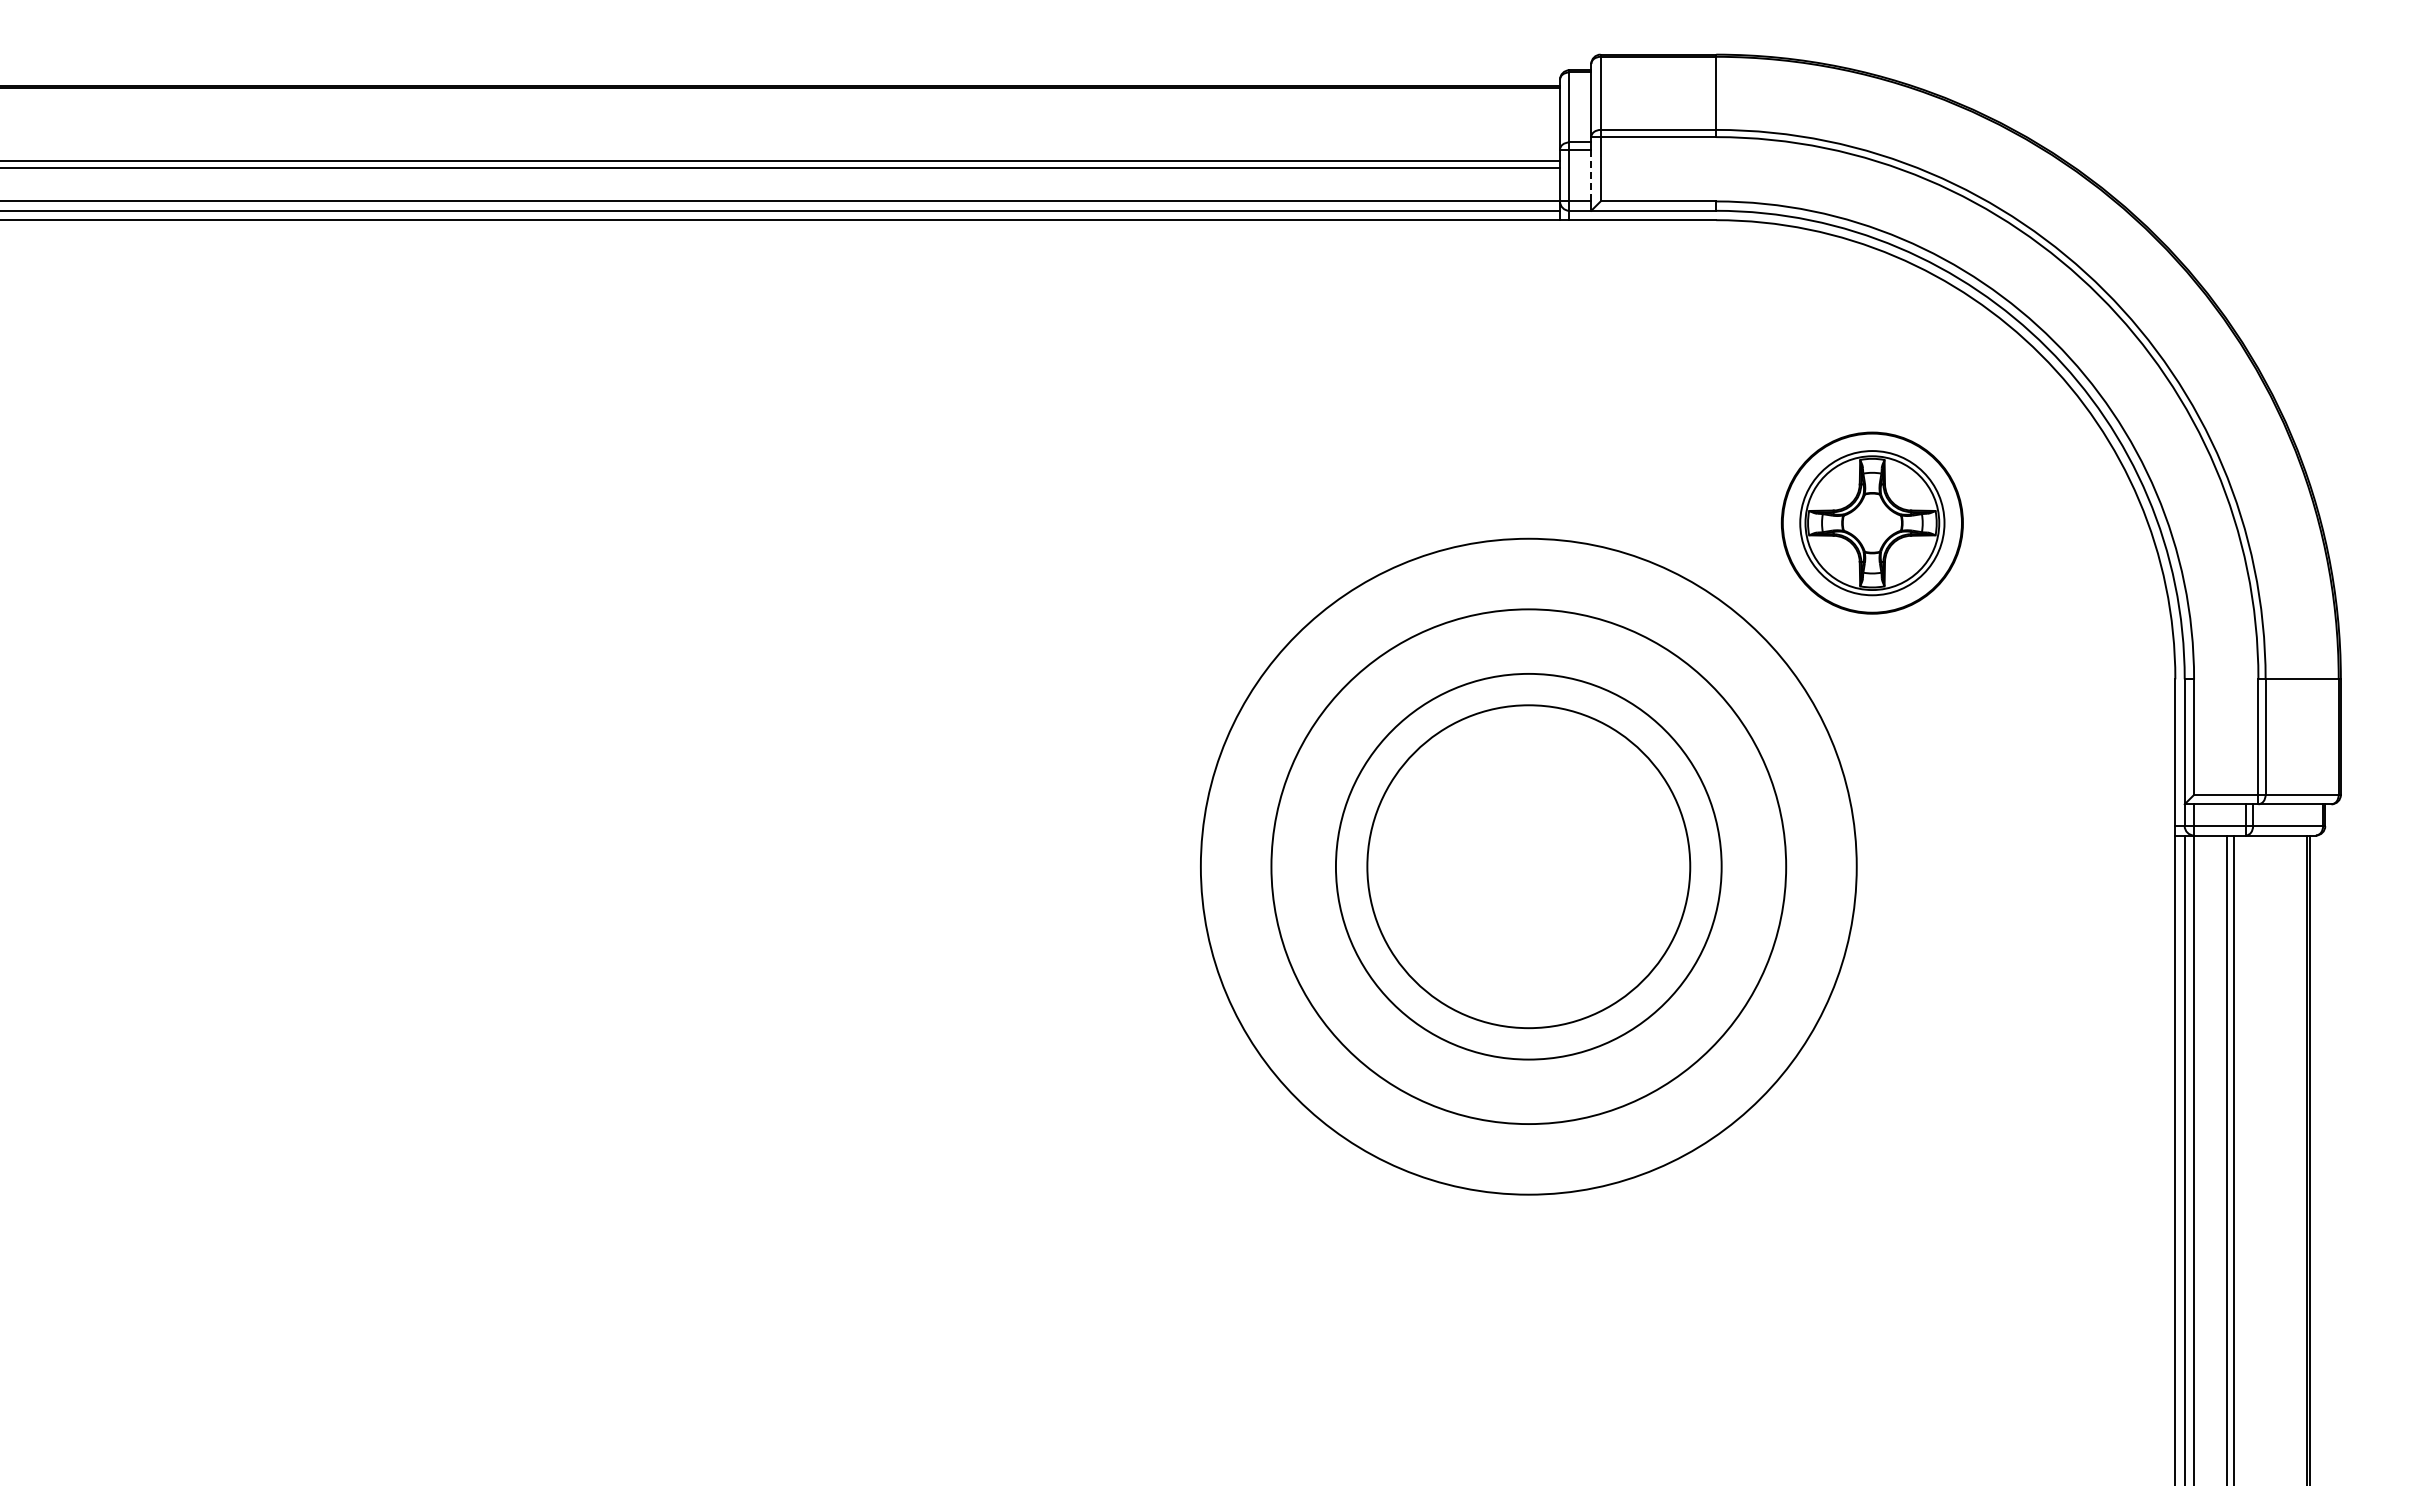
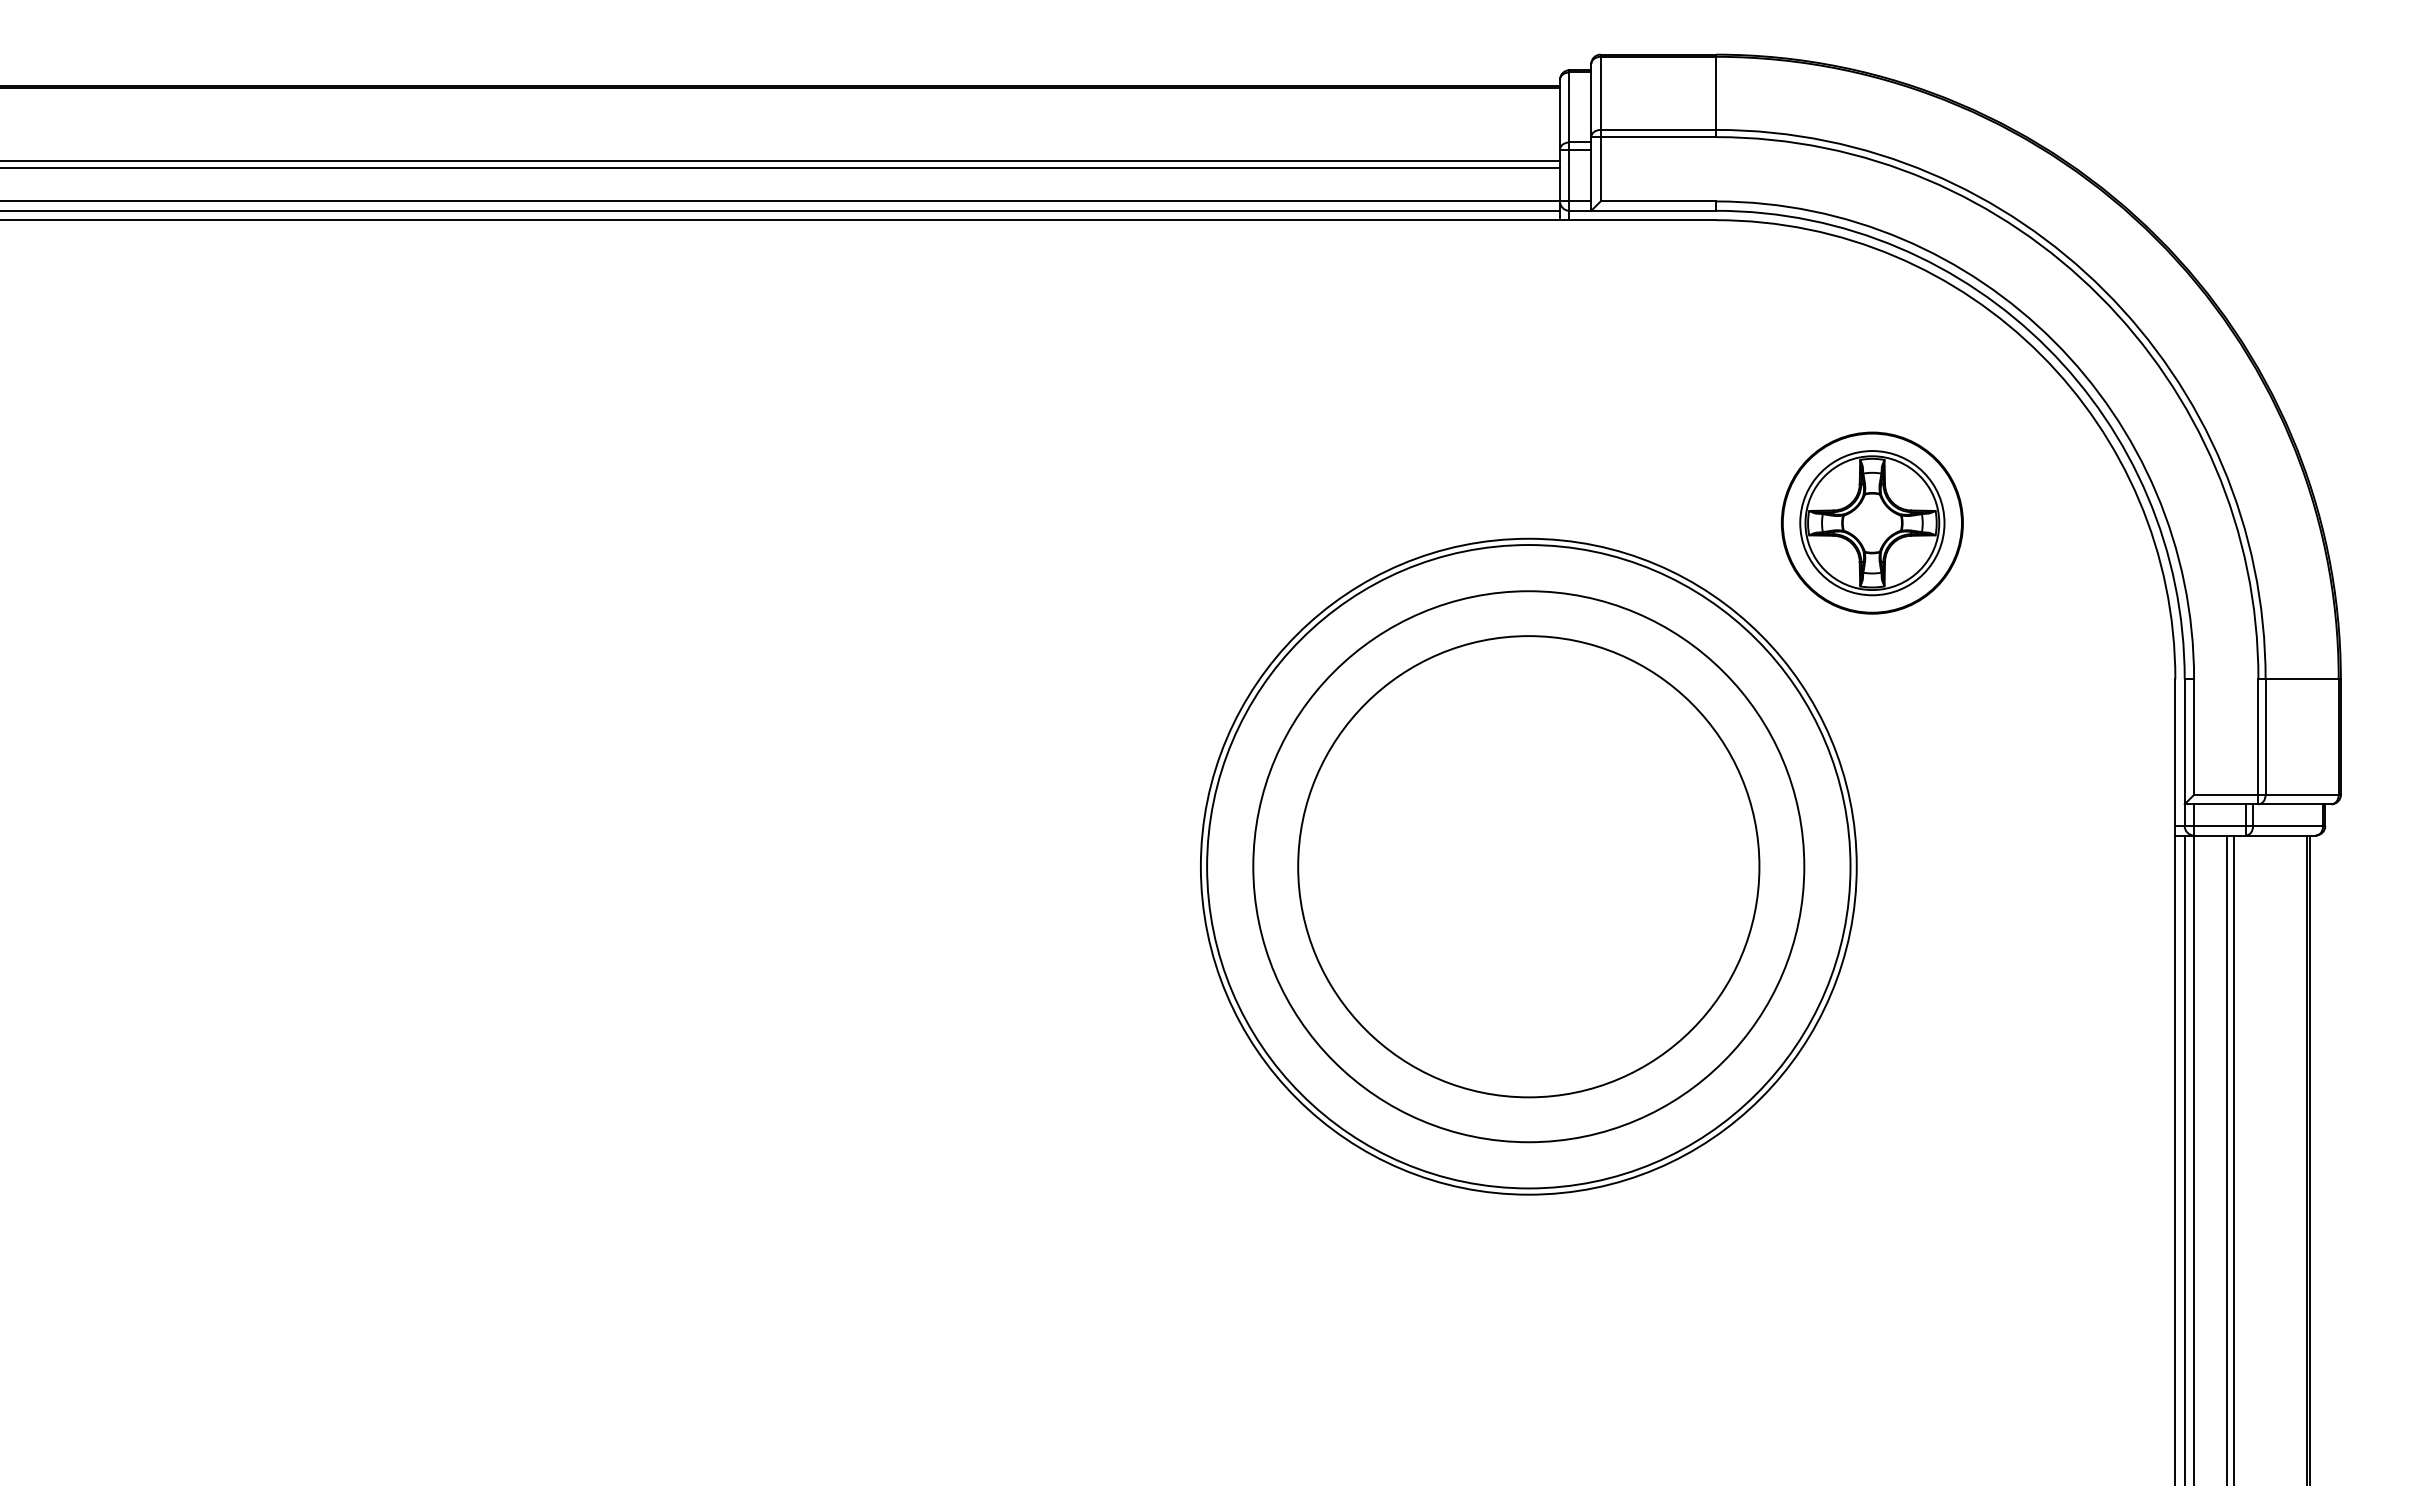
line: dashed -> solid (1591, 175)
circle diameter: 323 px -> 461 px (1528, 866)
circle diameter: 386 px -> 551 px (1528, 866)
circle diameter: 515 px -> 643 px (1528, 866)
